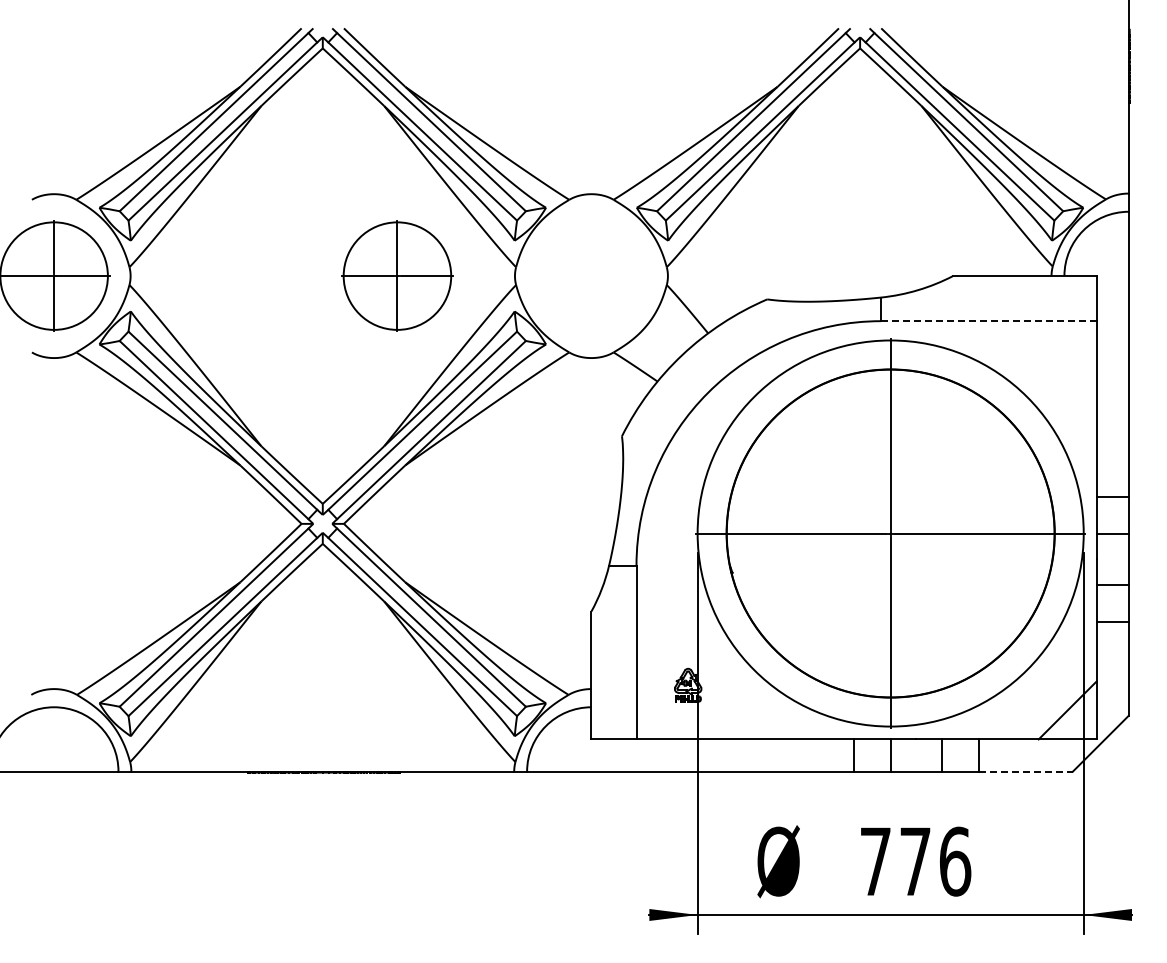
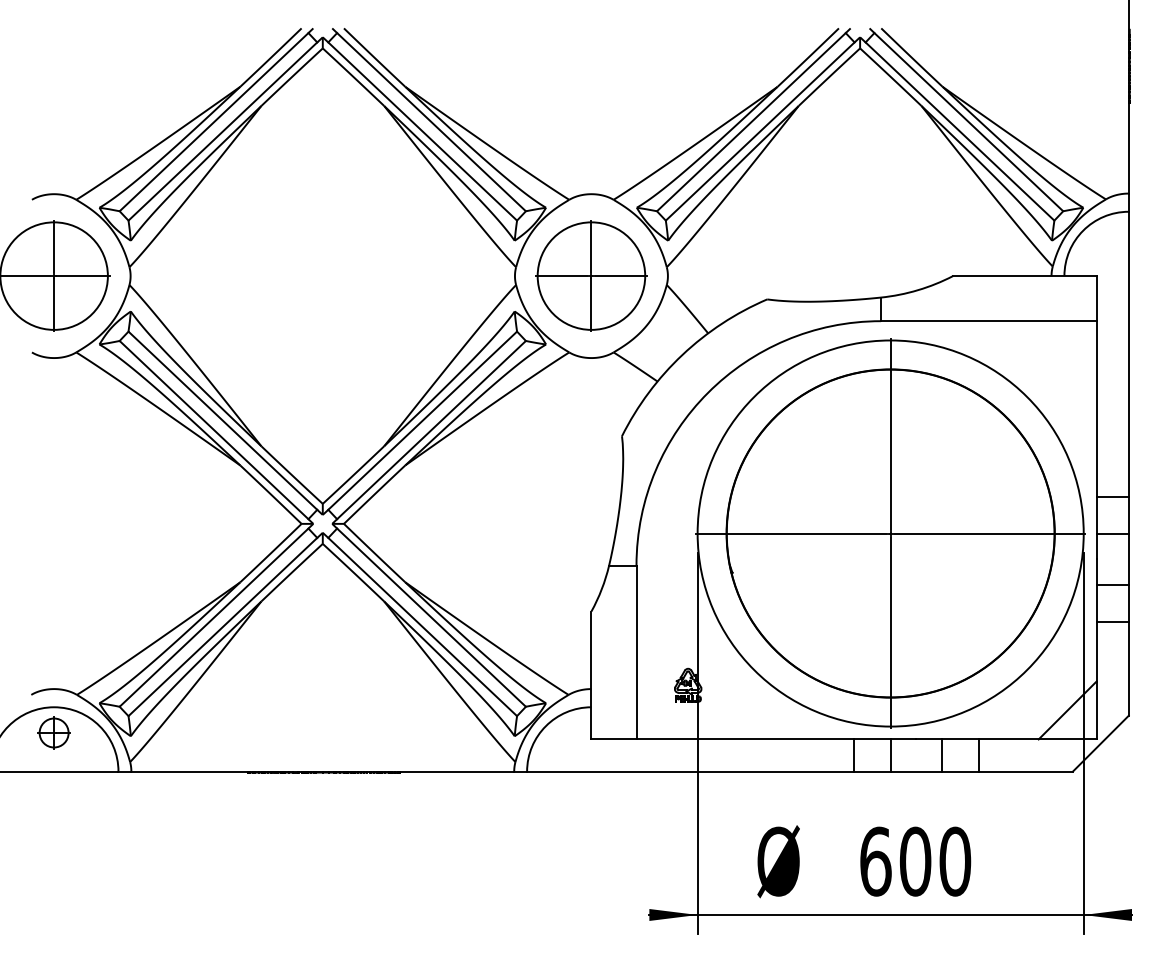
part position: (397, 275) -> (591, 275) (591, 275)
line: dashed -> solid (988, 321)
part: none -> present (53, 732)
line: dashed -> solid (1026, 771)
text: 776 -> 600 (915, 861)
